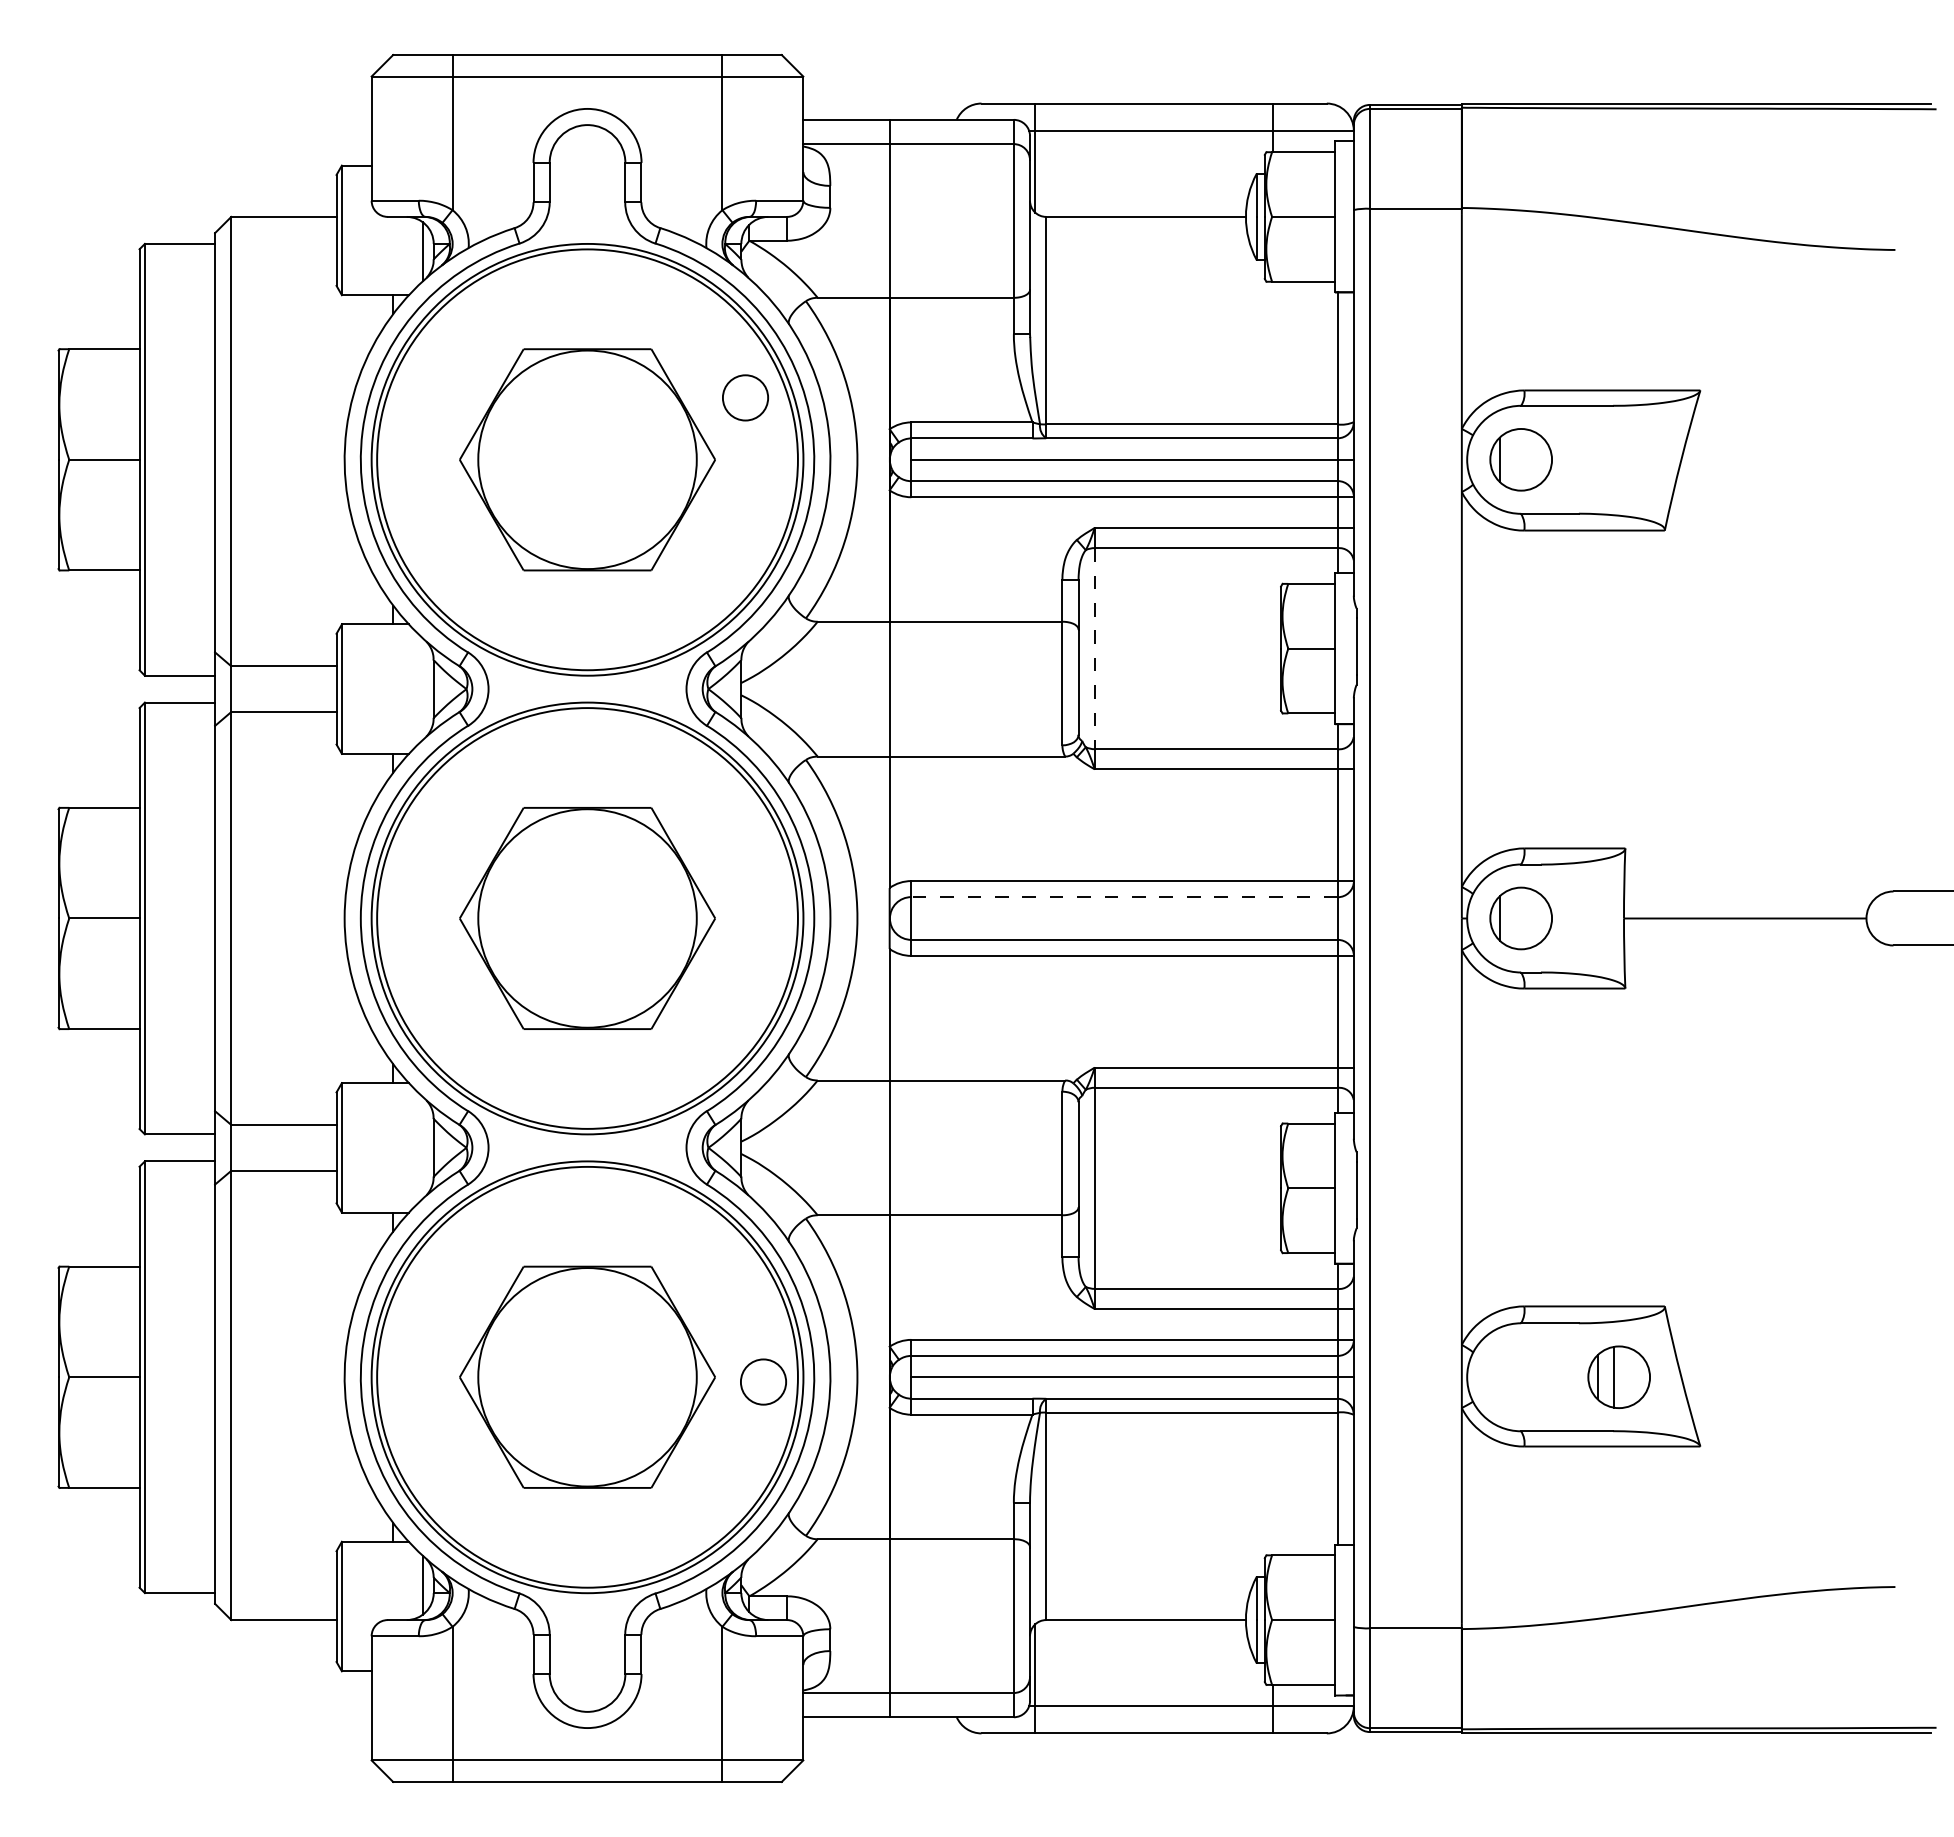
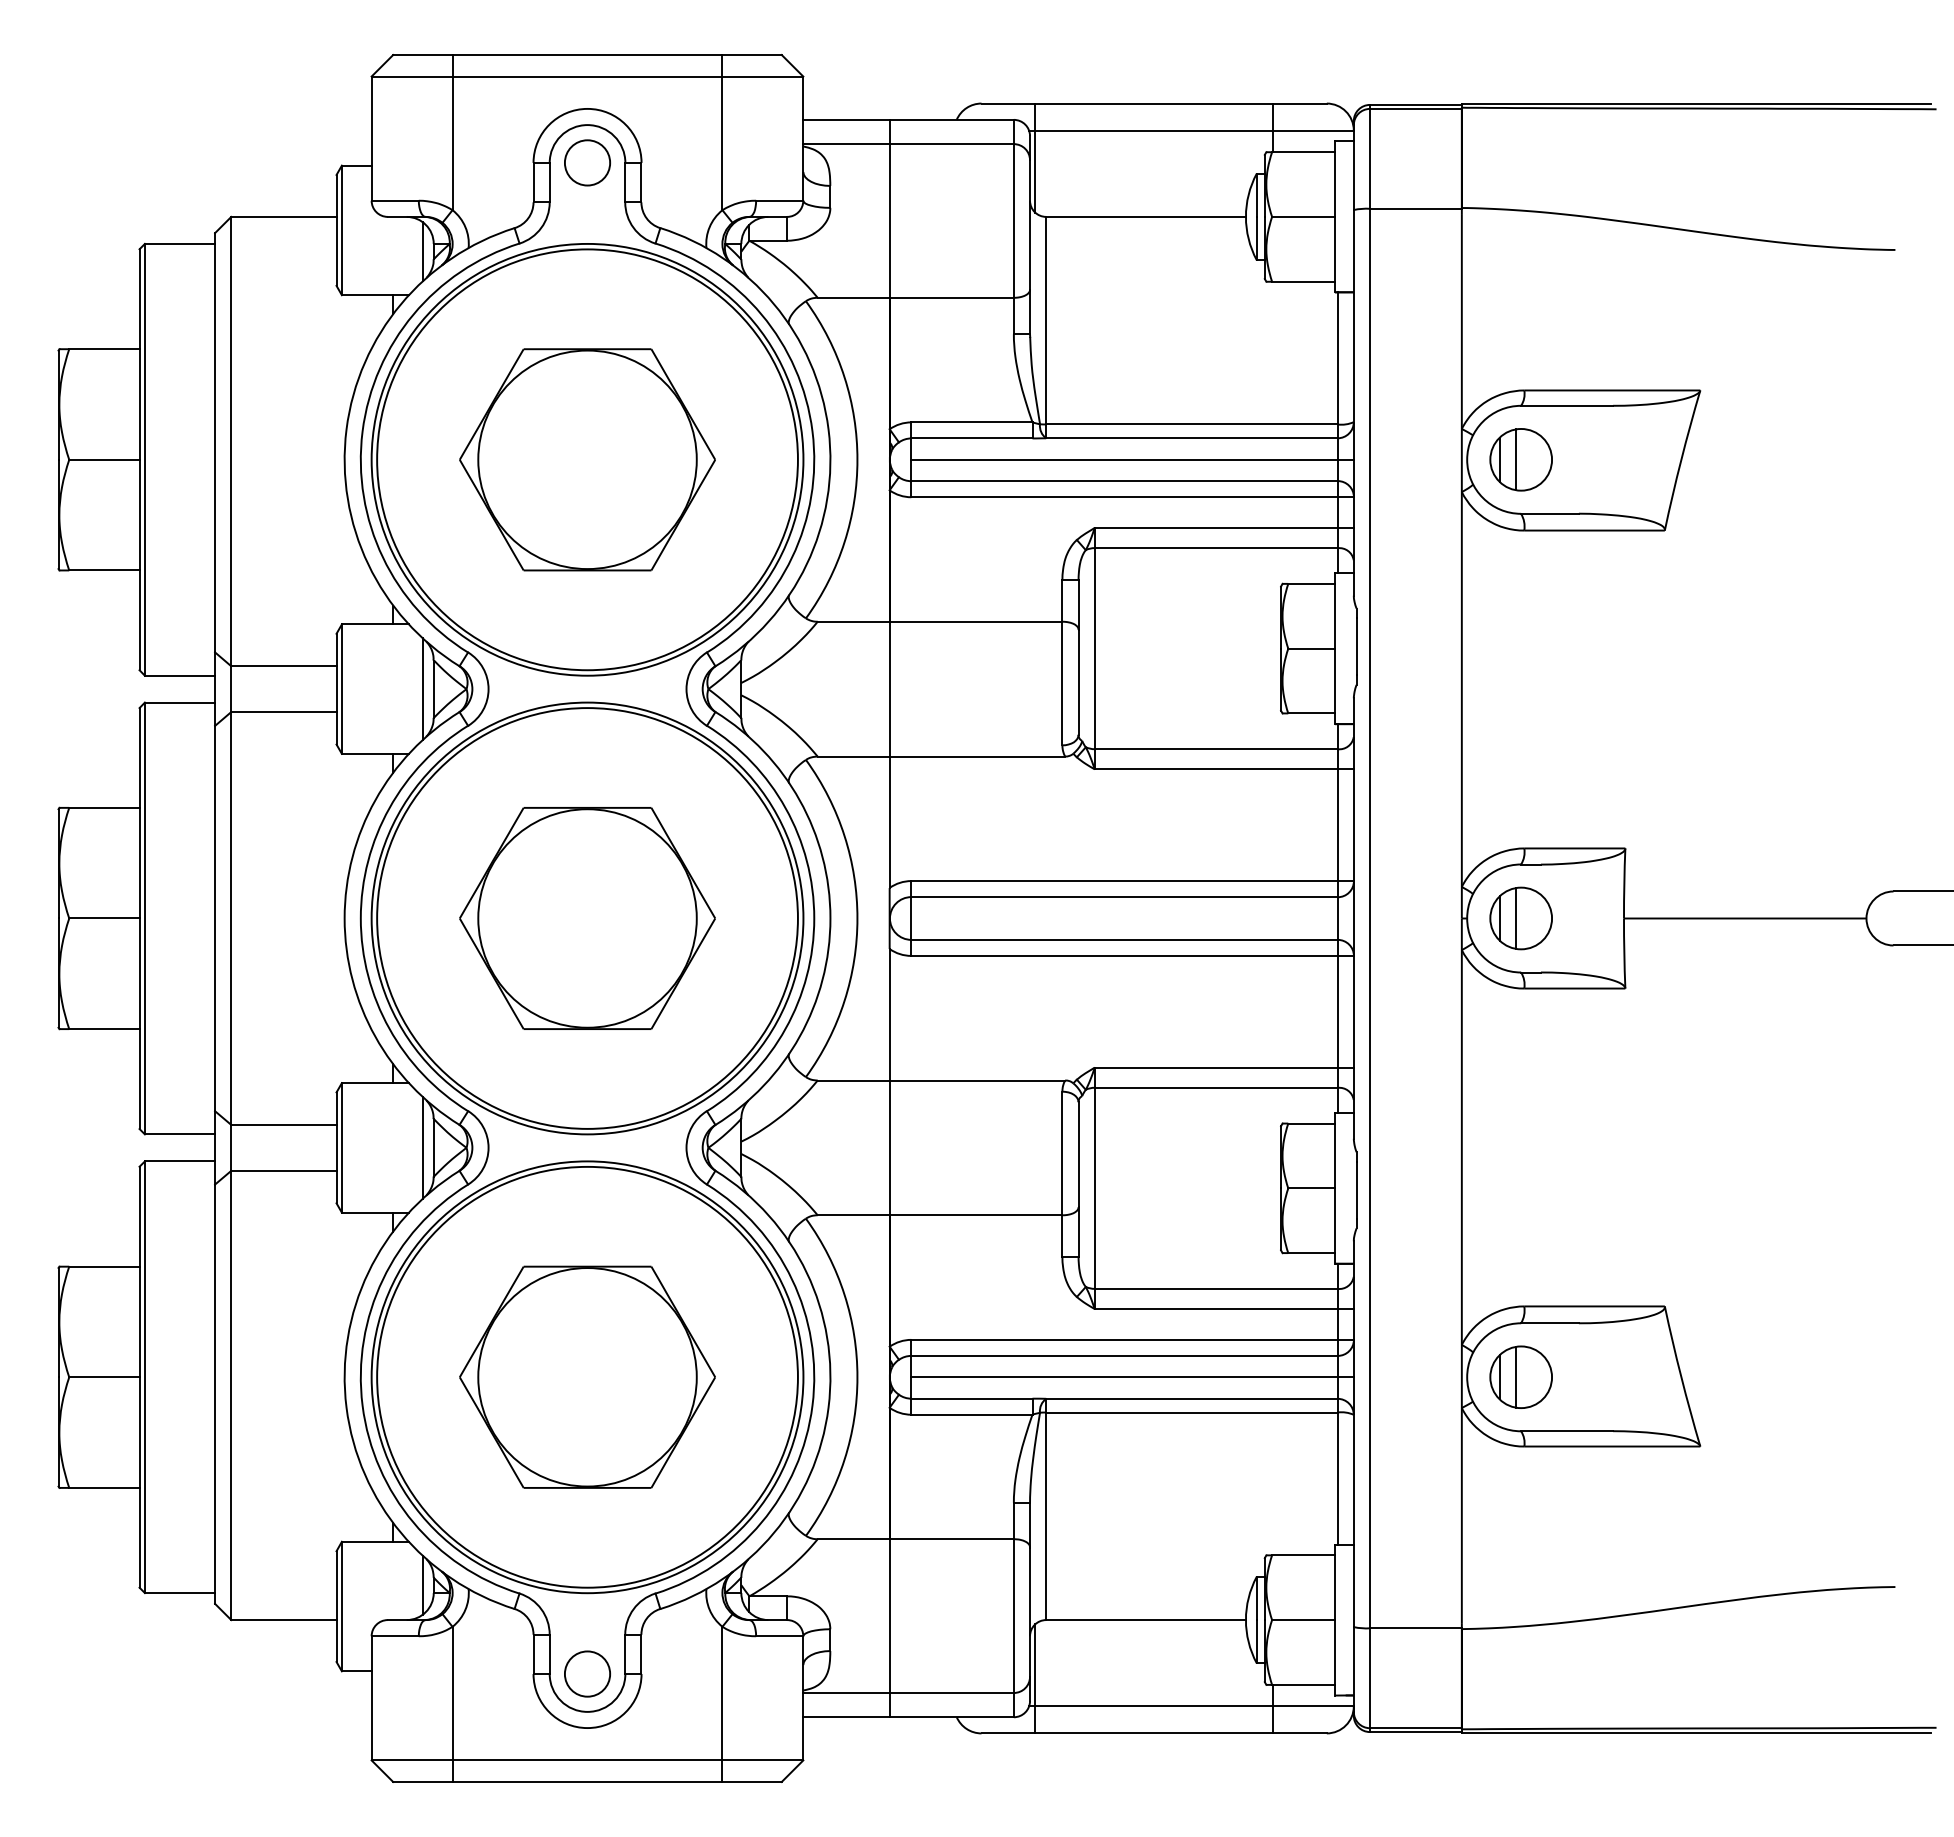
circle position: (745, 397) -> (587, 162) (587, 162)
line: none -> present (1515, 459)
line: dashed -> solid (1094, 648)
line: none -> present (422, 689)
line: dashed -> solid (1123, 897)
line: none -> present (1515, 918)
line: none -> present (422, 1147)
part position: (1618, 1376) -> (1520, 1376) (1520, 1376)
circle position: (763, 1381) -> (587, 1673) (587, 1673)
